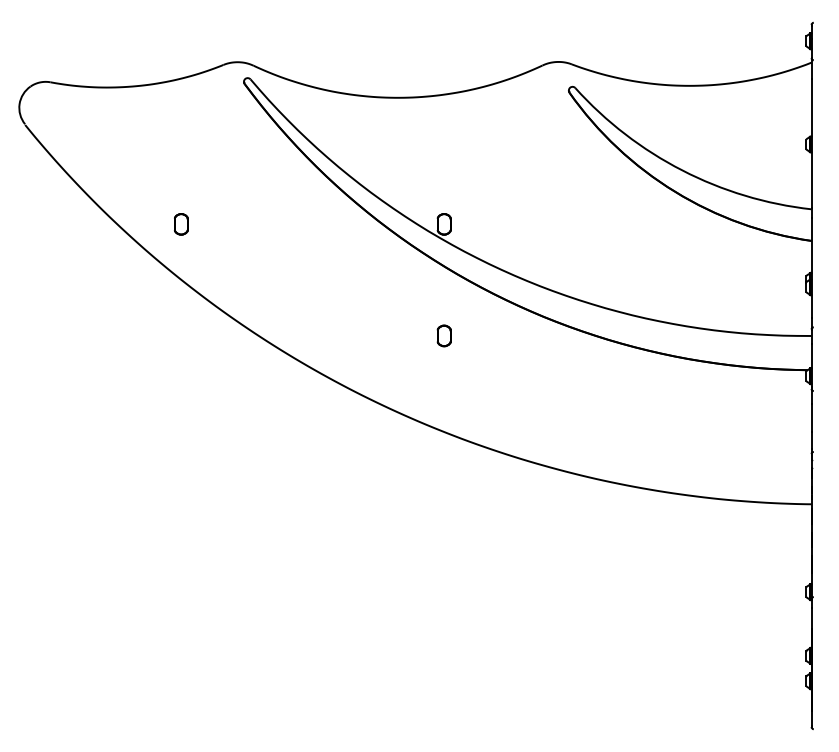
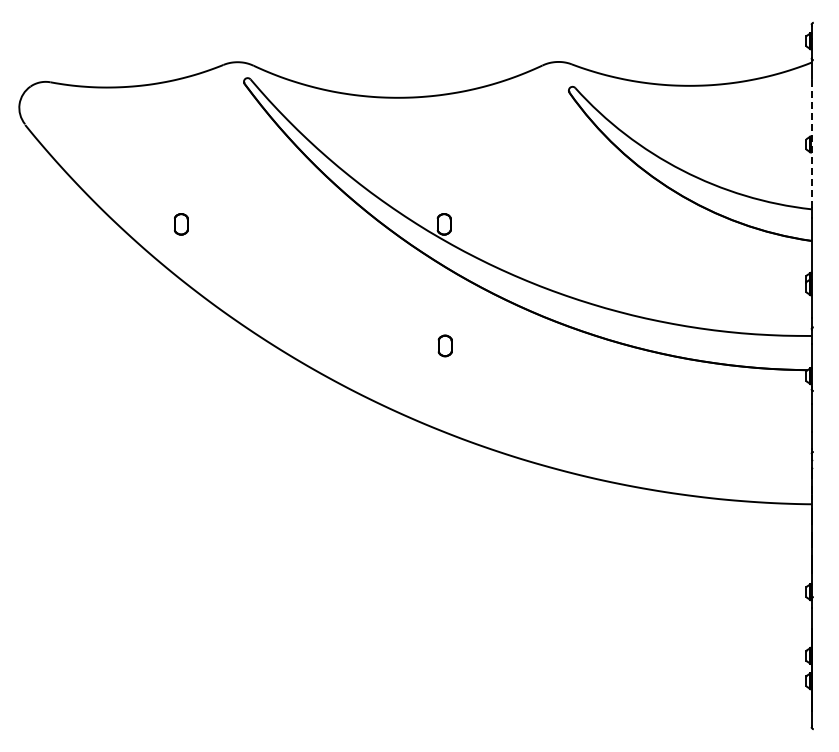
line: solid -> dashed (811, 143)
part position: (443, 335) -> (444, 345) (444, 345)
